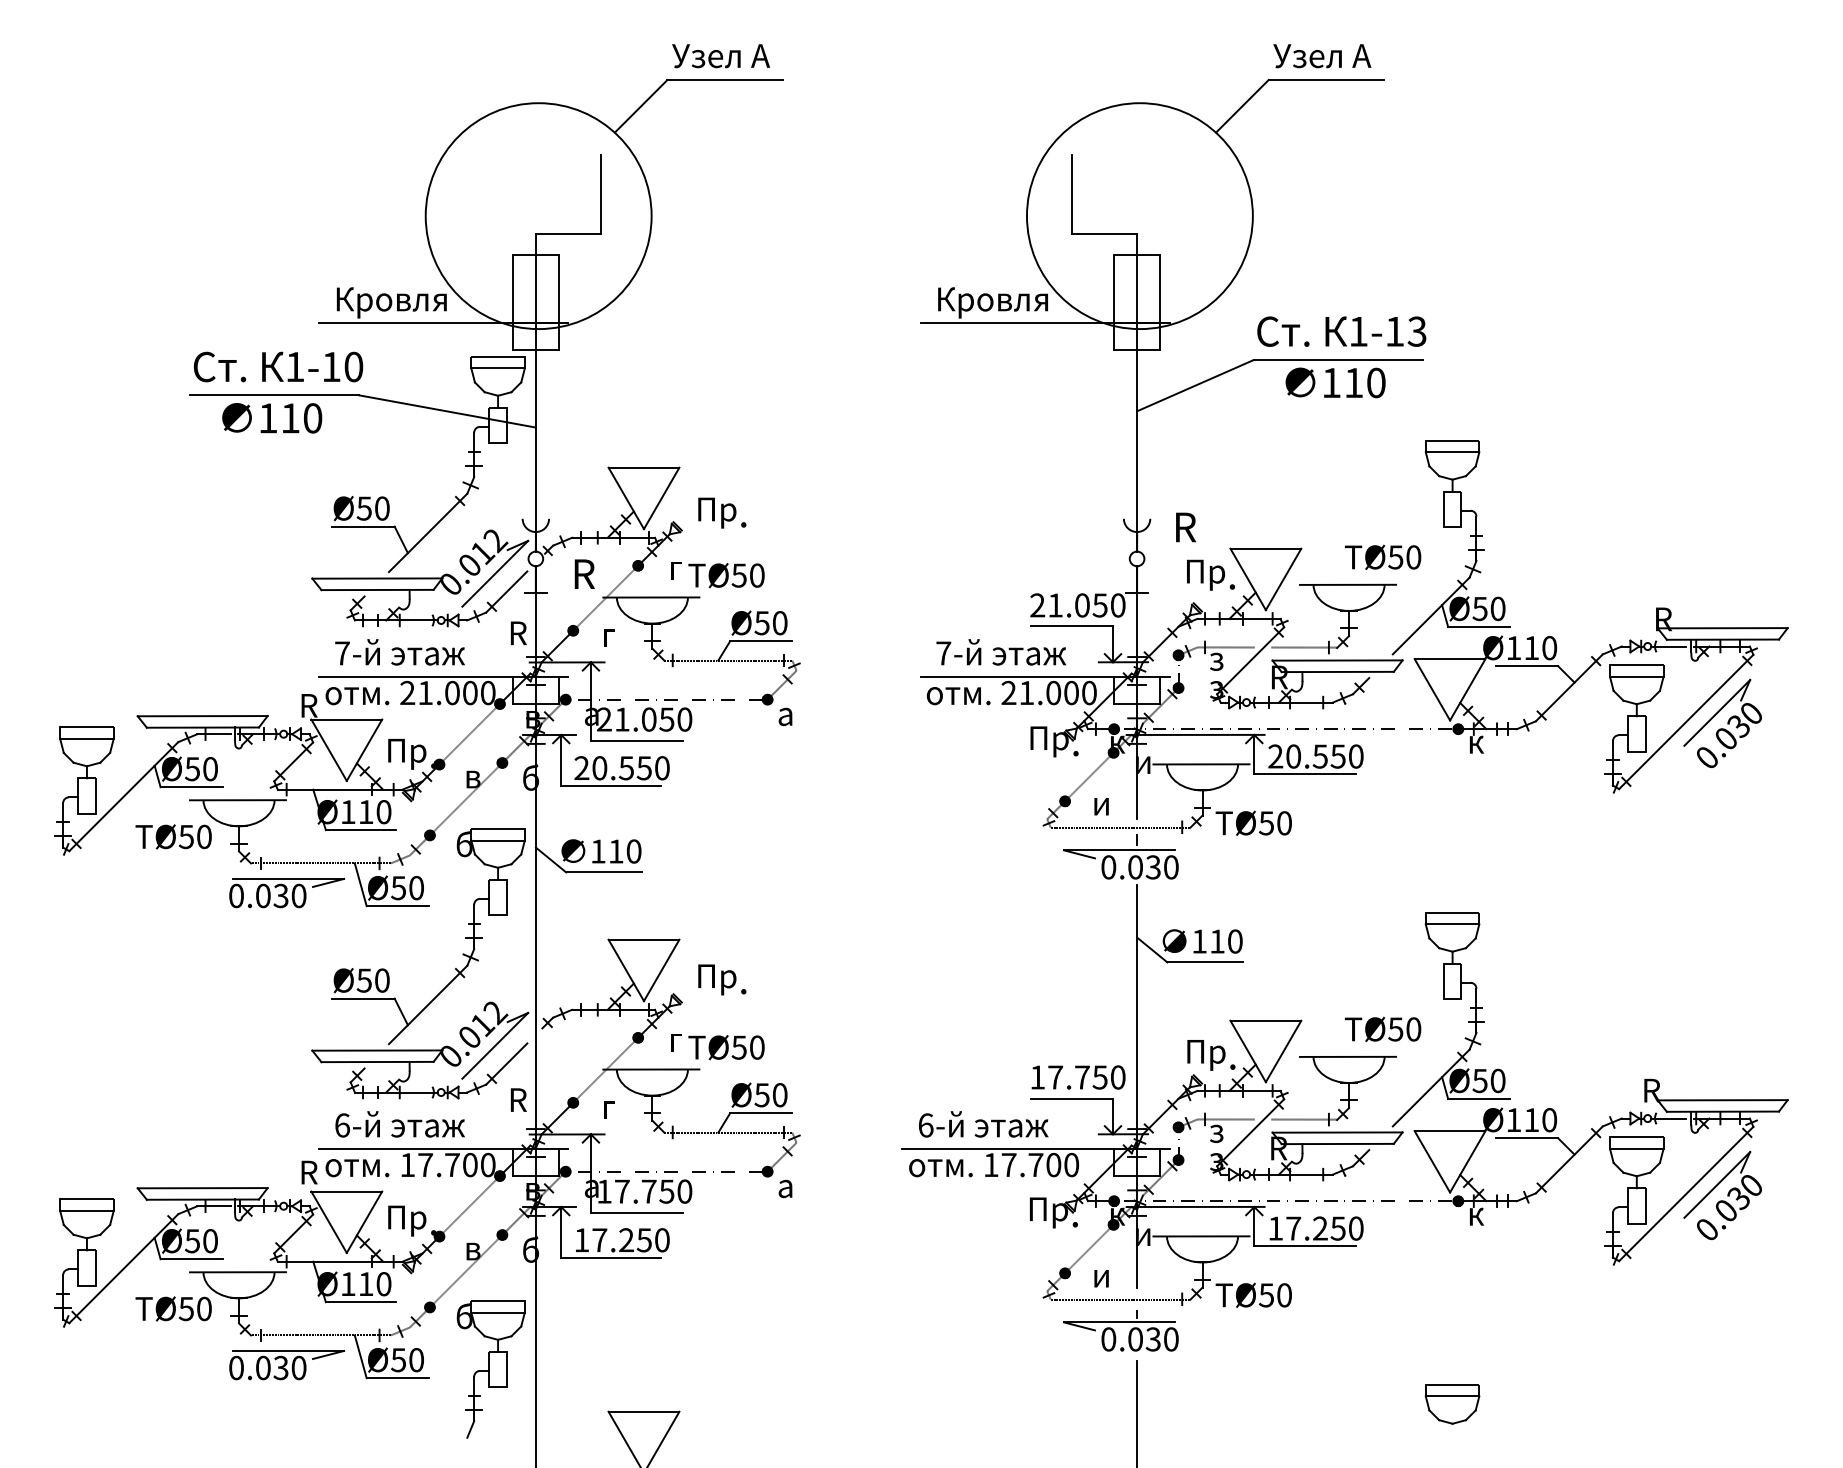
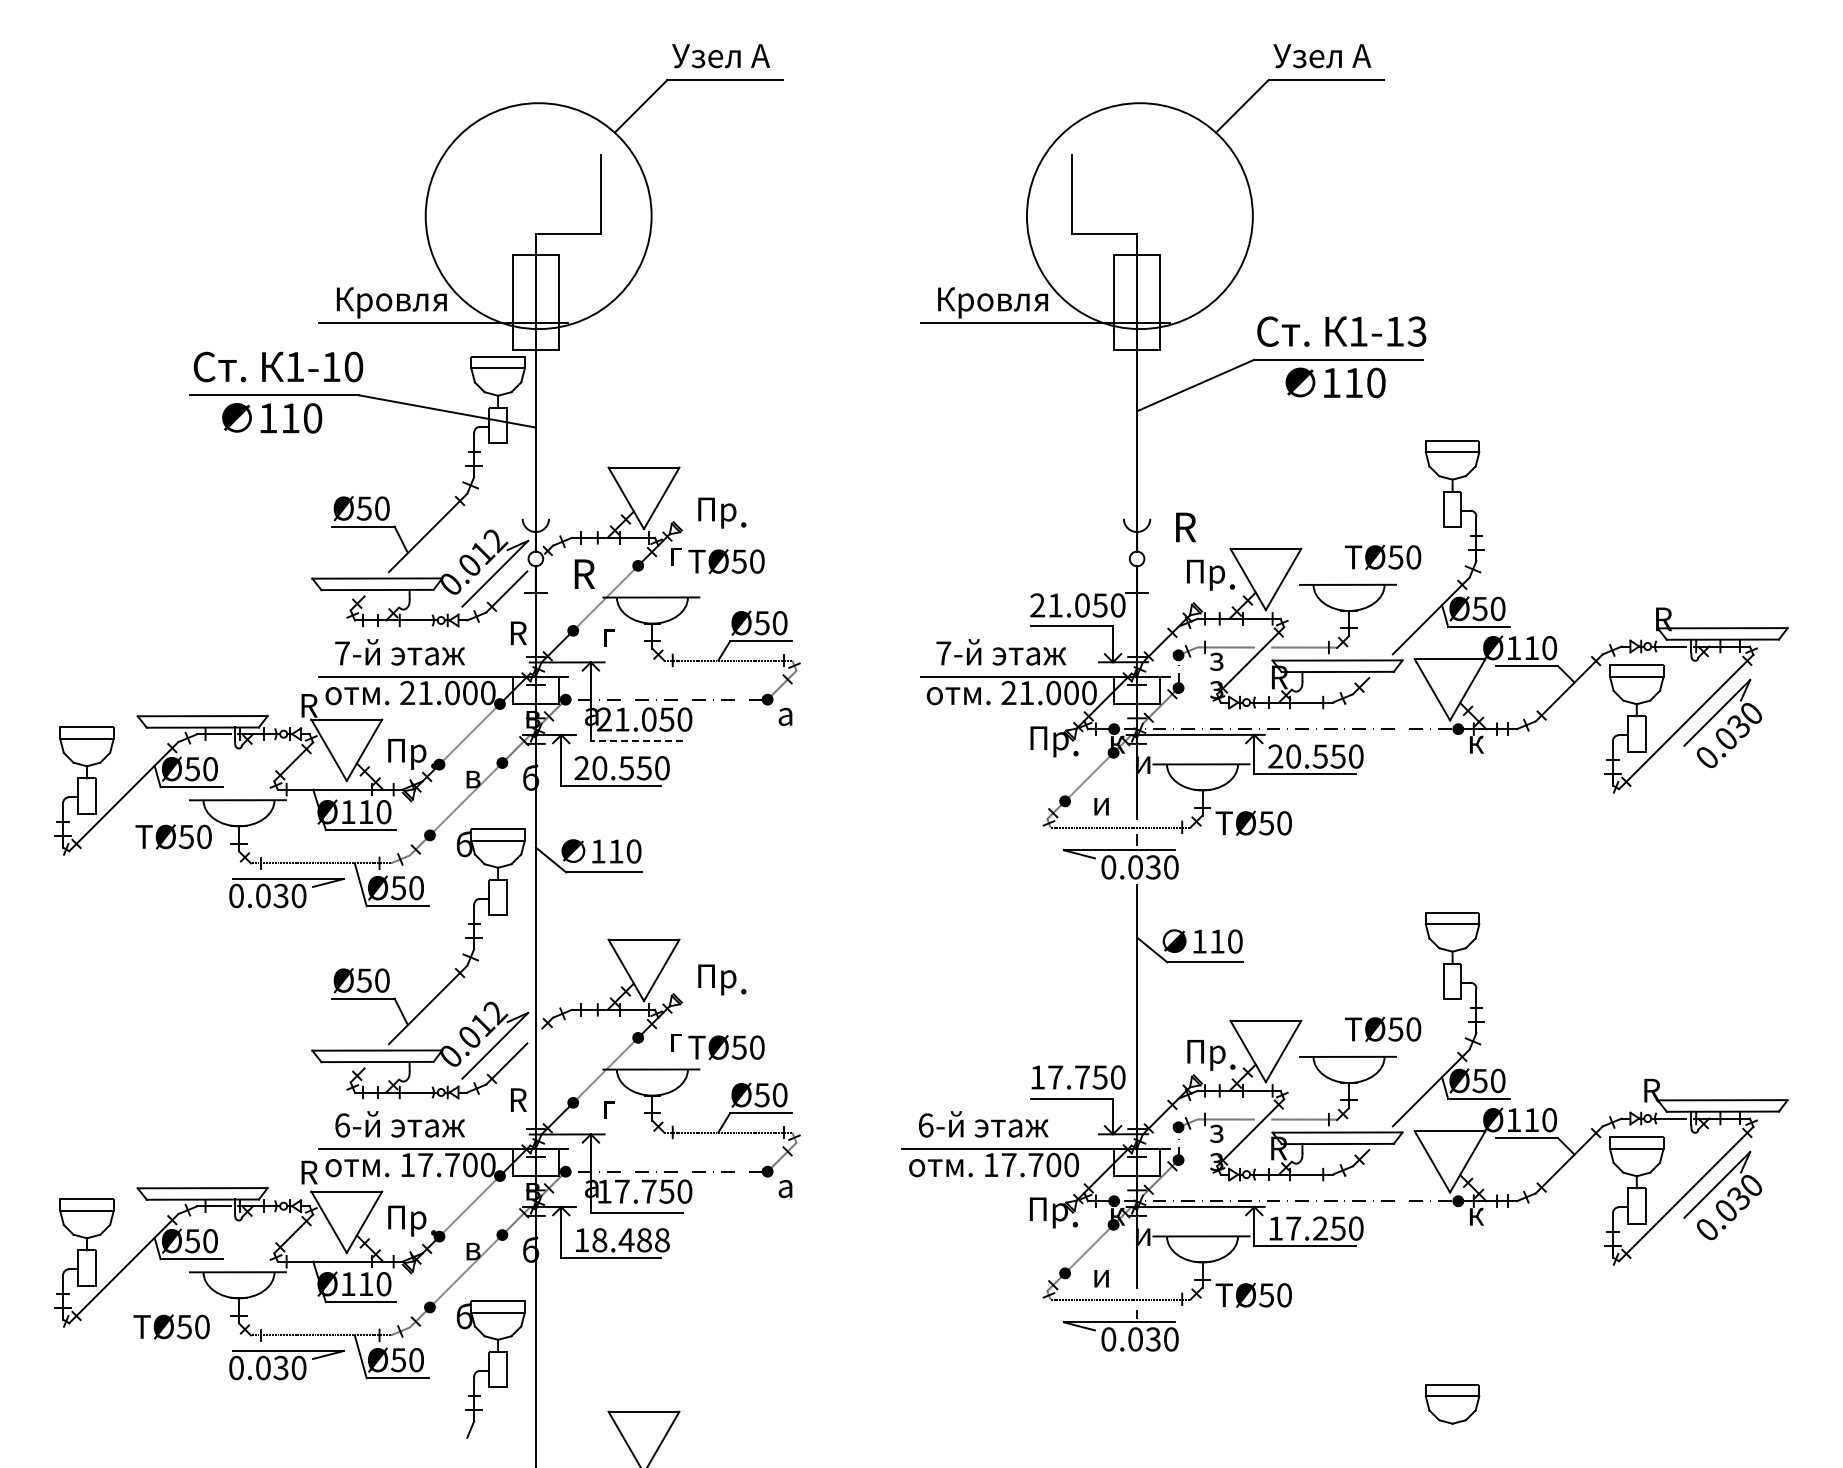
text position: (717, 575) -> (717, 561) (717, 561)
line: solid -> dashed (636, 740)
text: 17.250 -> 18.488 (630, 1240)
text position: (173, 1308) -> (171, 1326) (171, 1326)
line: present -> none (1137, 1412)
